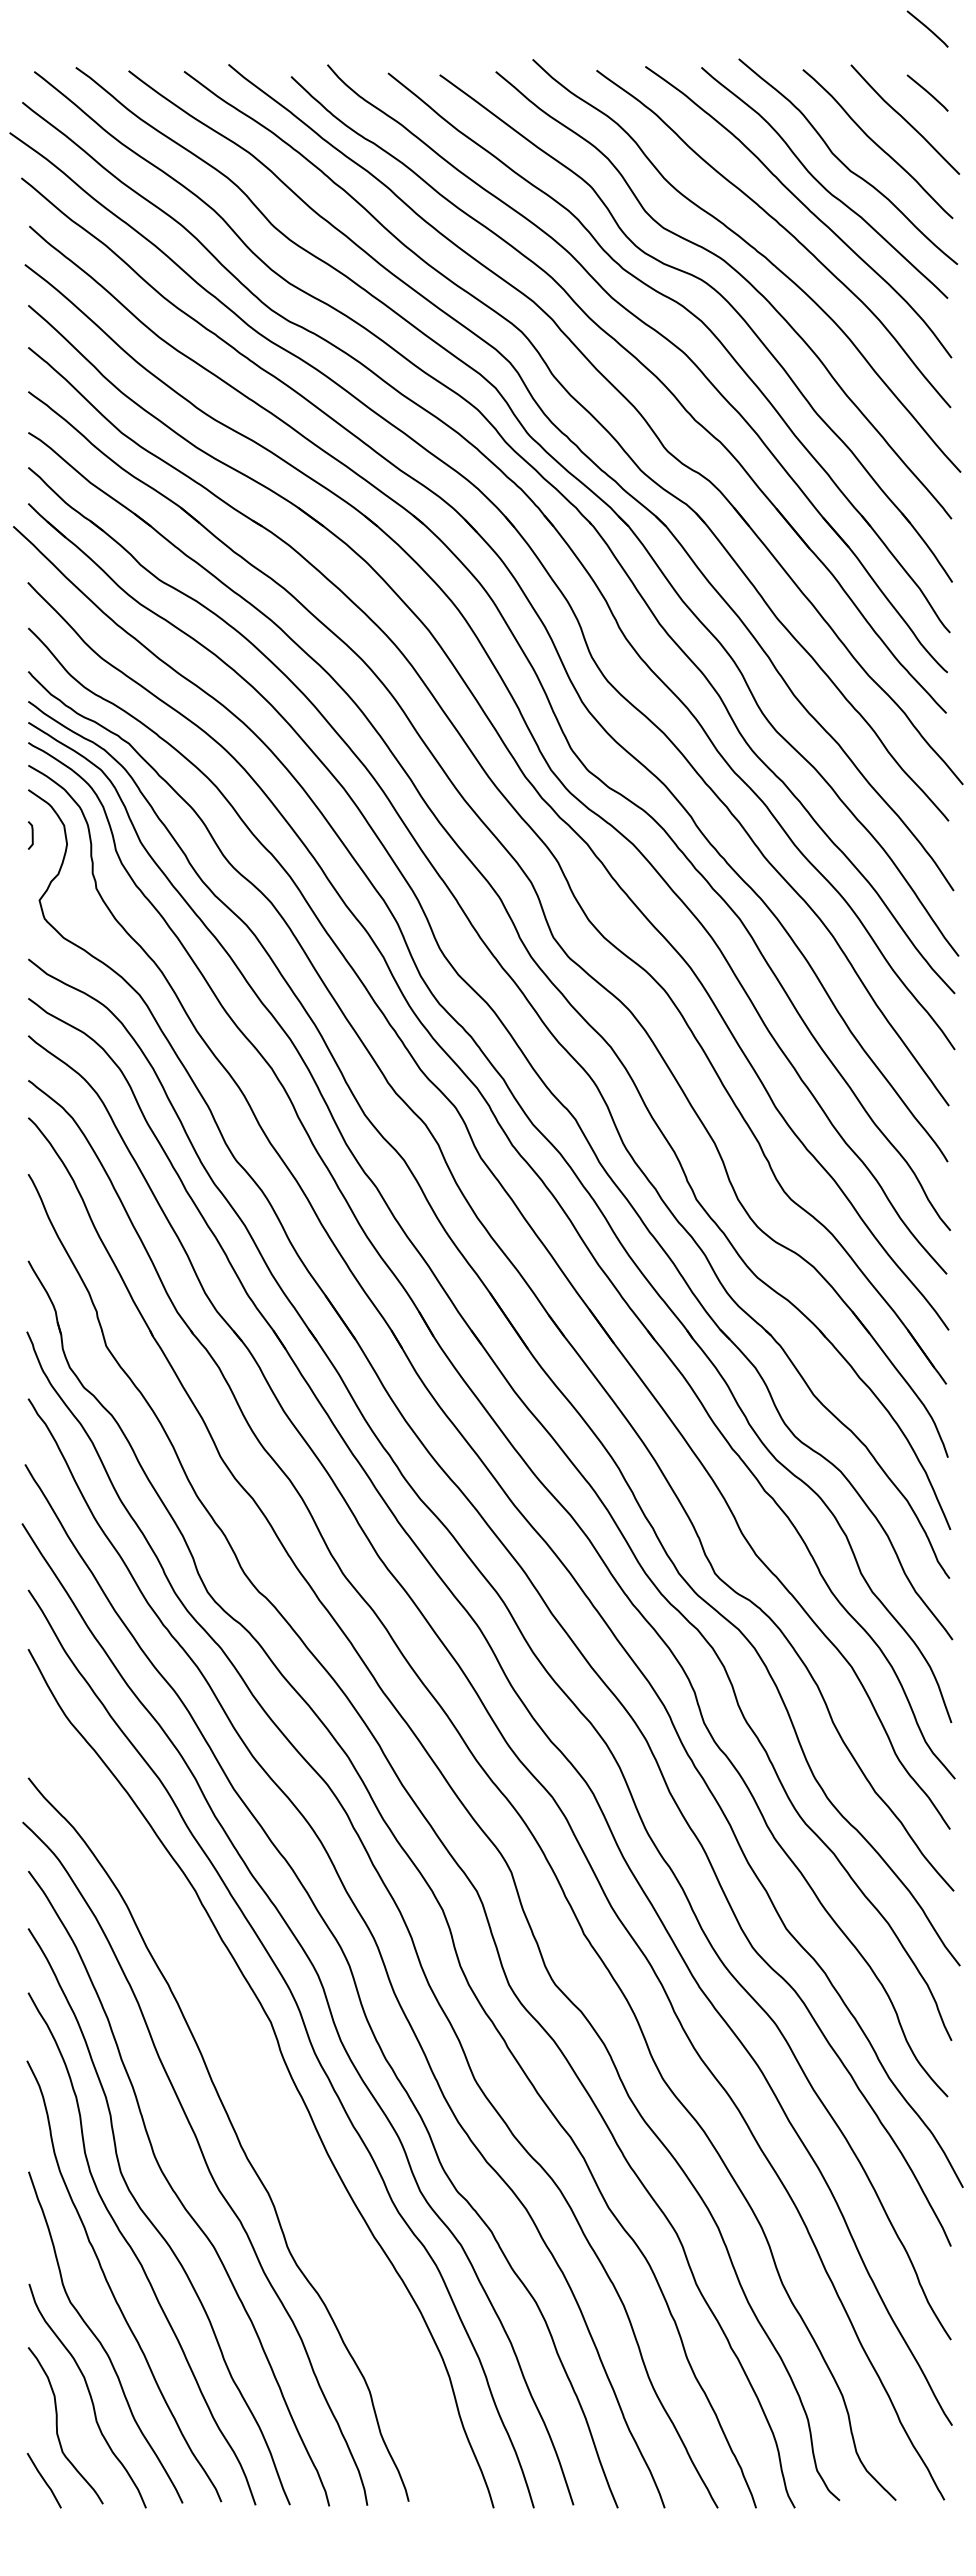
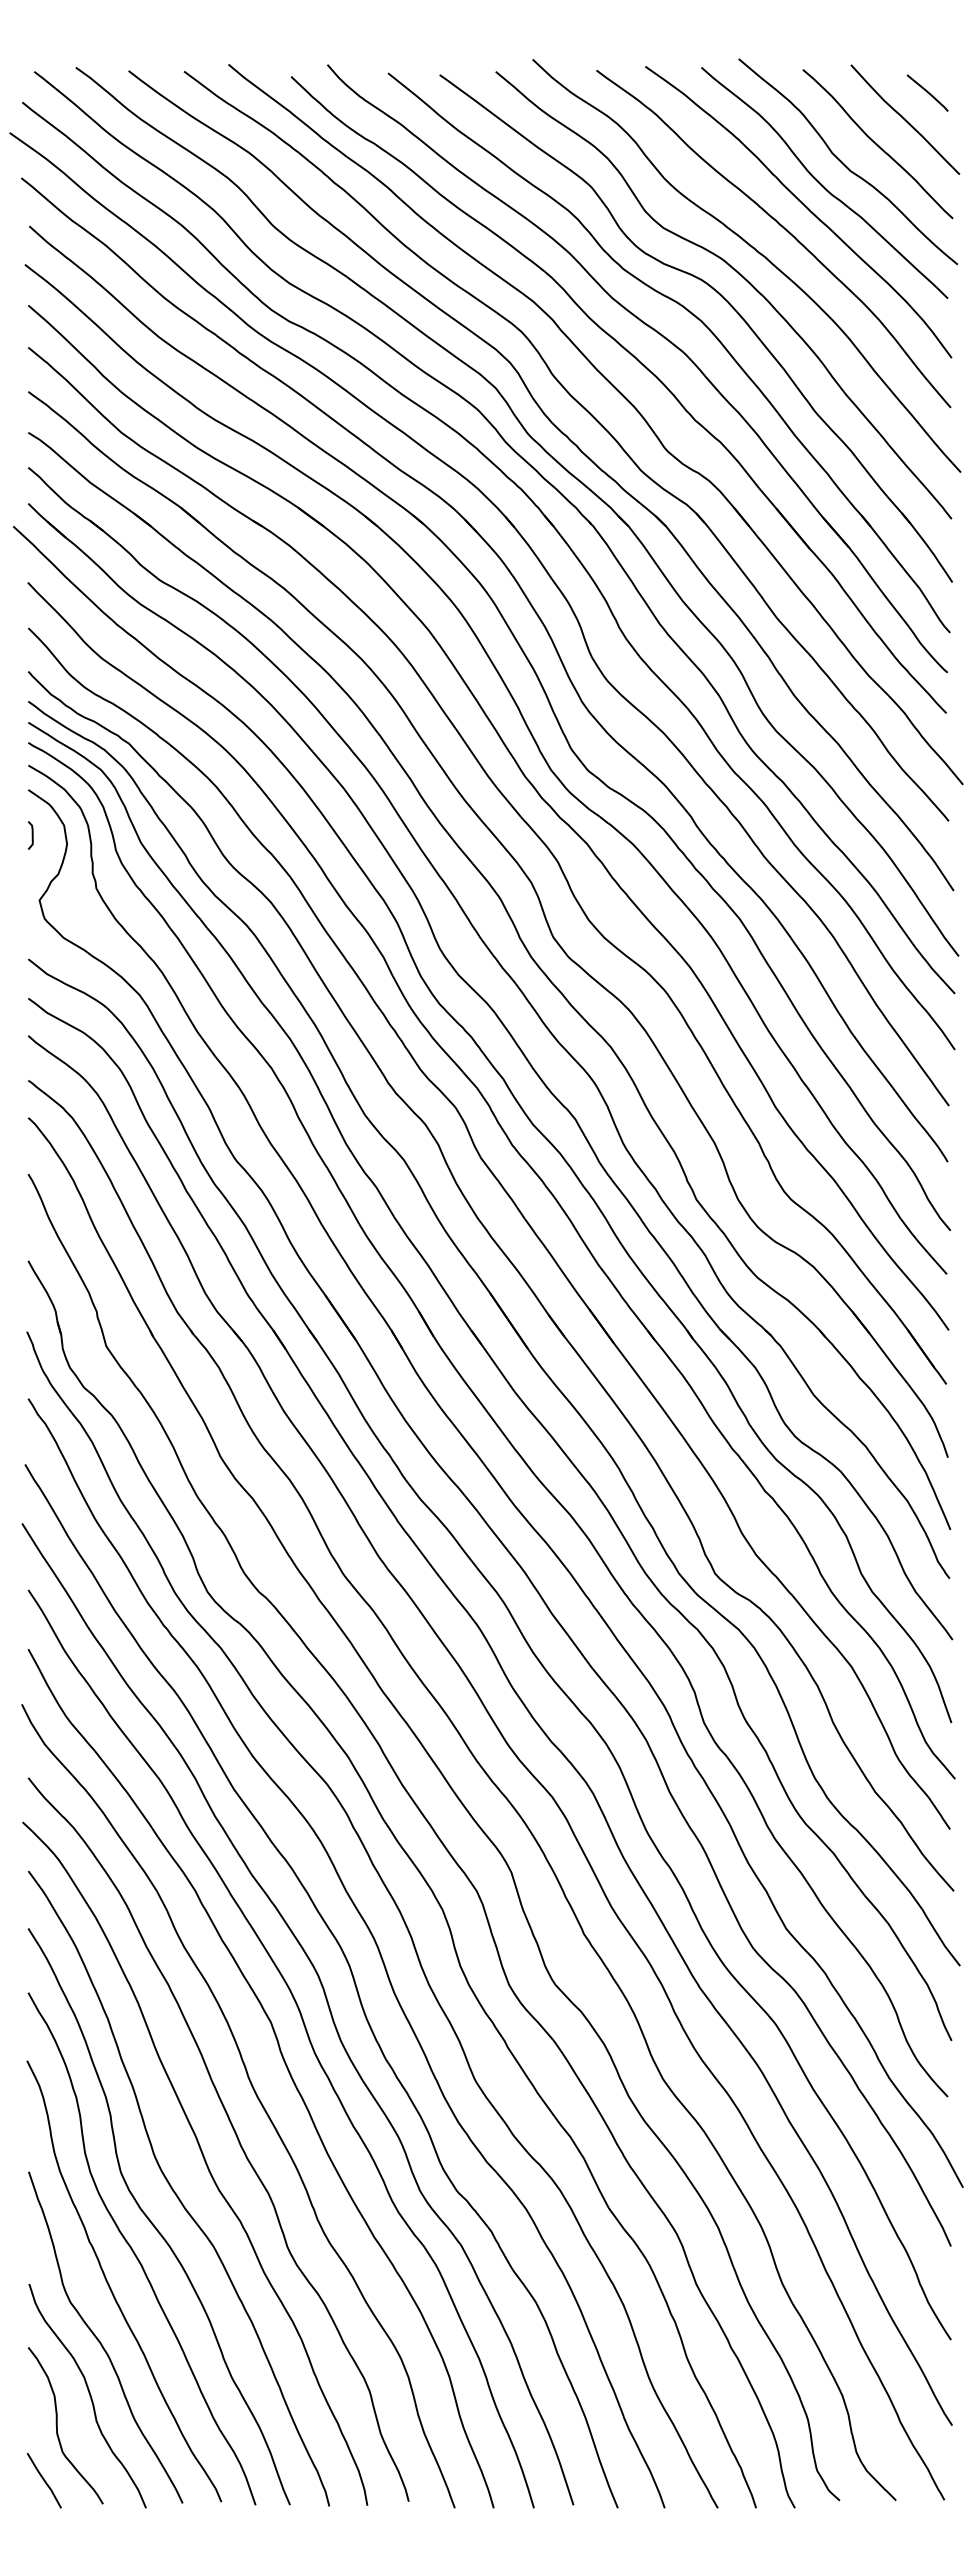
line: present -> none (927, 28)
curve: none -> present (256, 2097)
